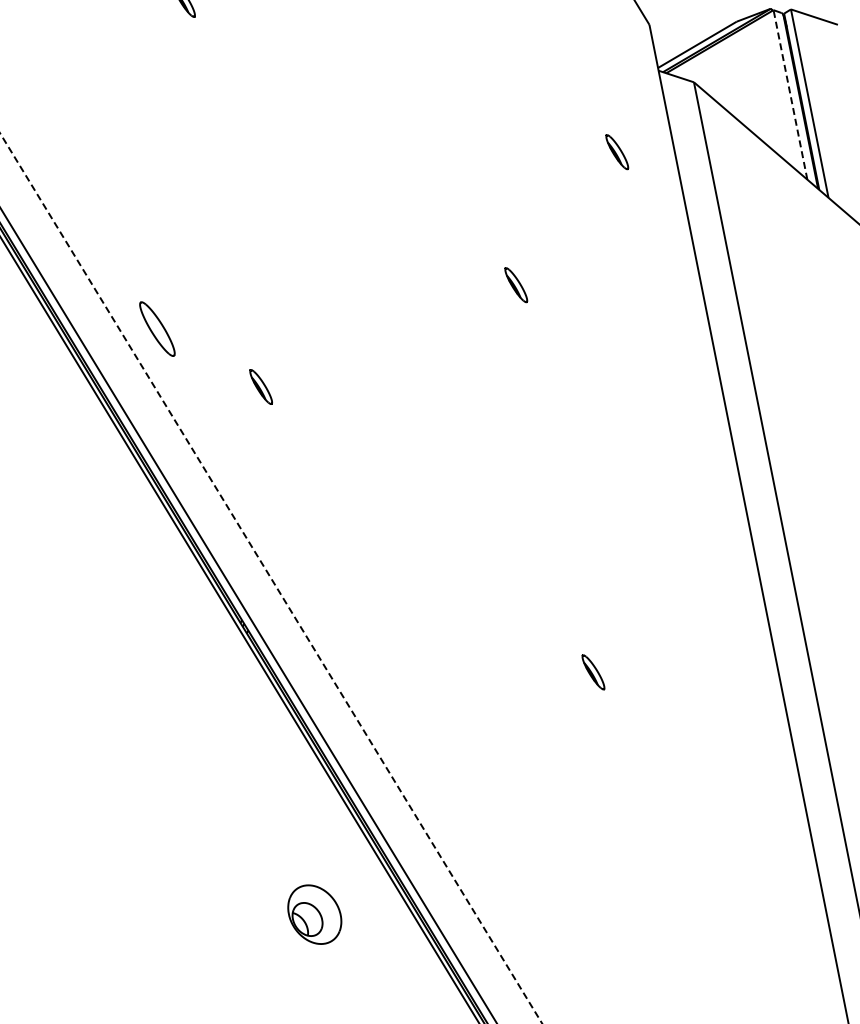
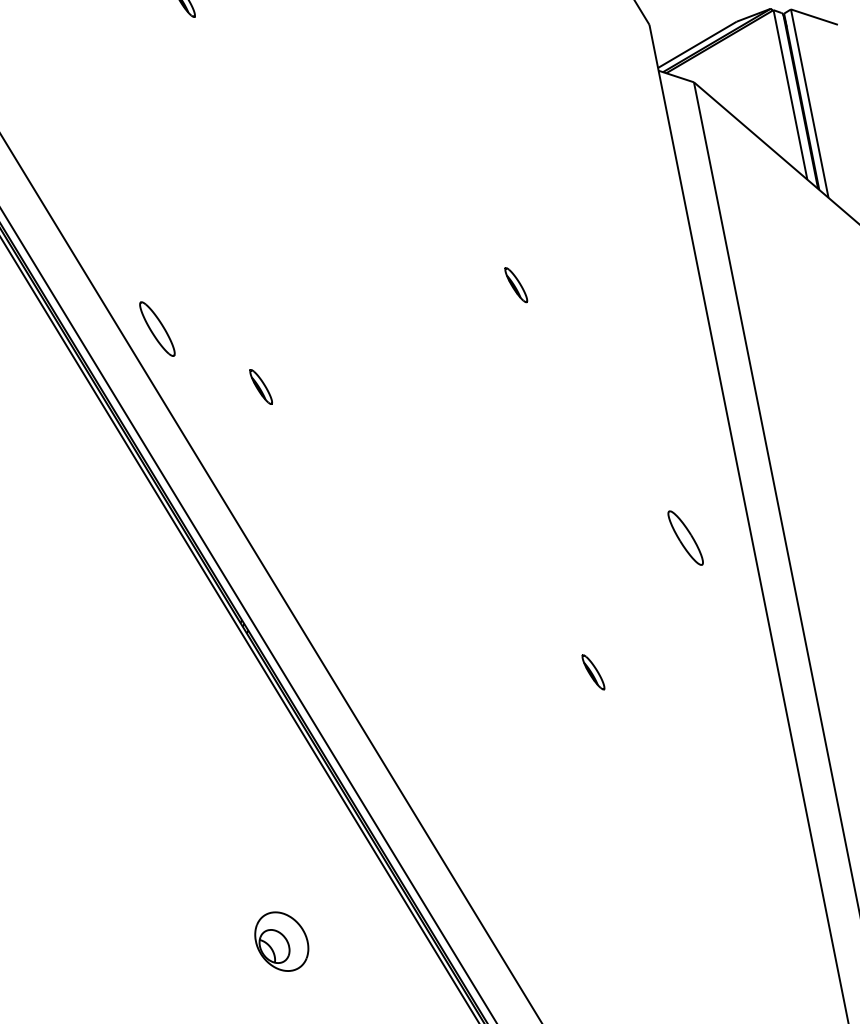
line: dashed -> solid (790, 94)
part: present -> none (617, 152)
part: none -> present (685, 537)
line: dashed -> solid (271, 578)
part position: (314, 914) -> (281, 941) (281, 941)
